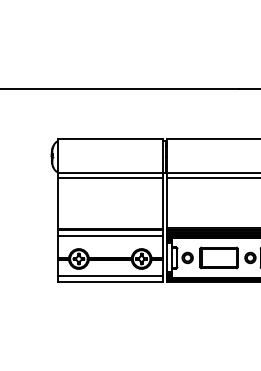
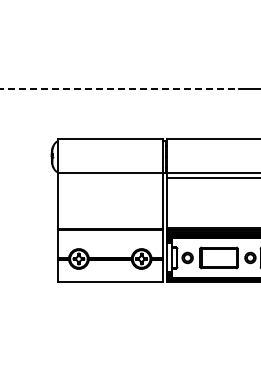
line: solid -> dashed (119, 89)
line: present -> none (110, 178)
line: present -> none (110, 236)
line: present -> none (110, 276)
